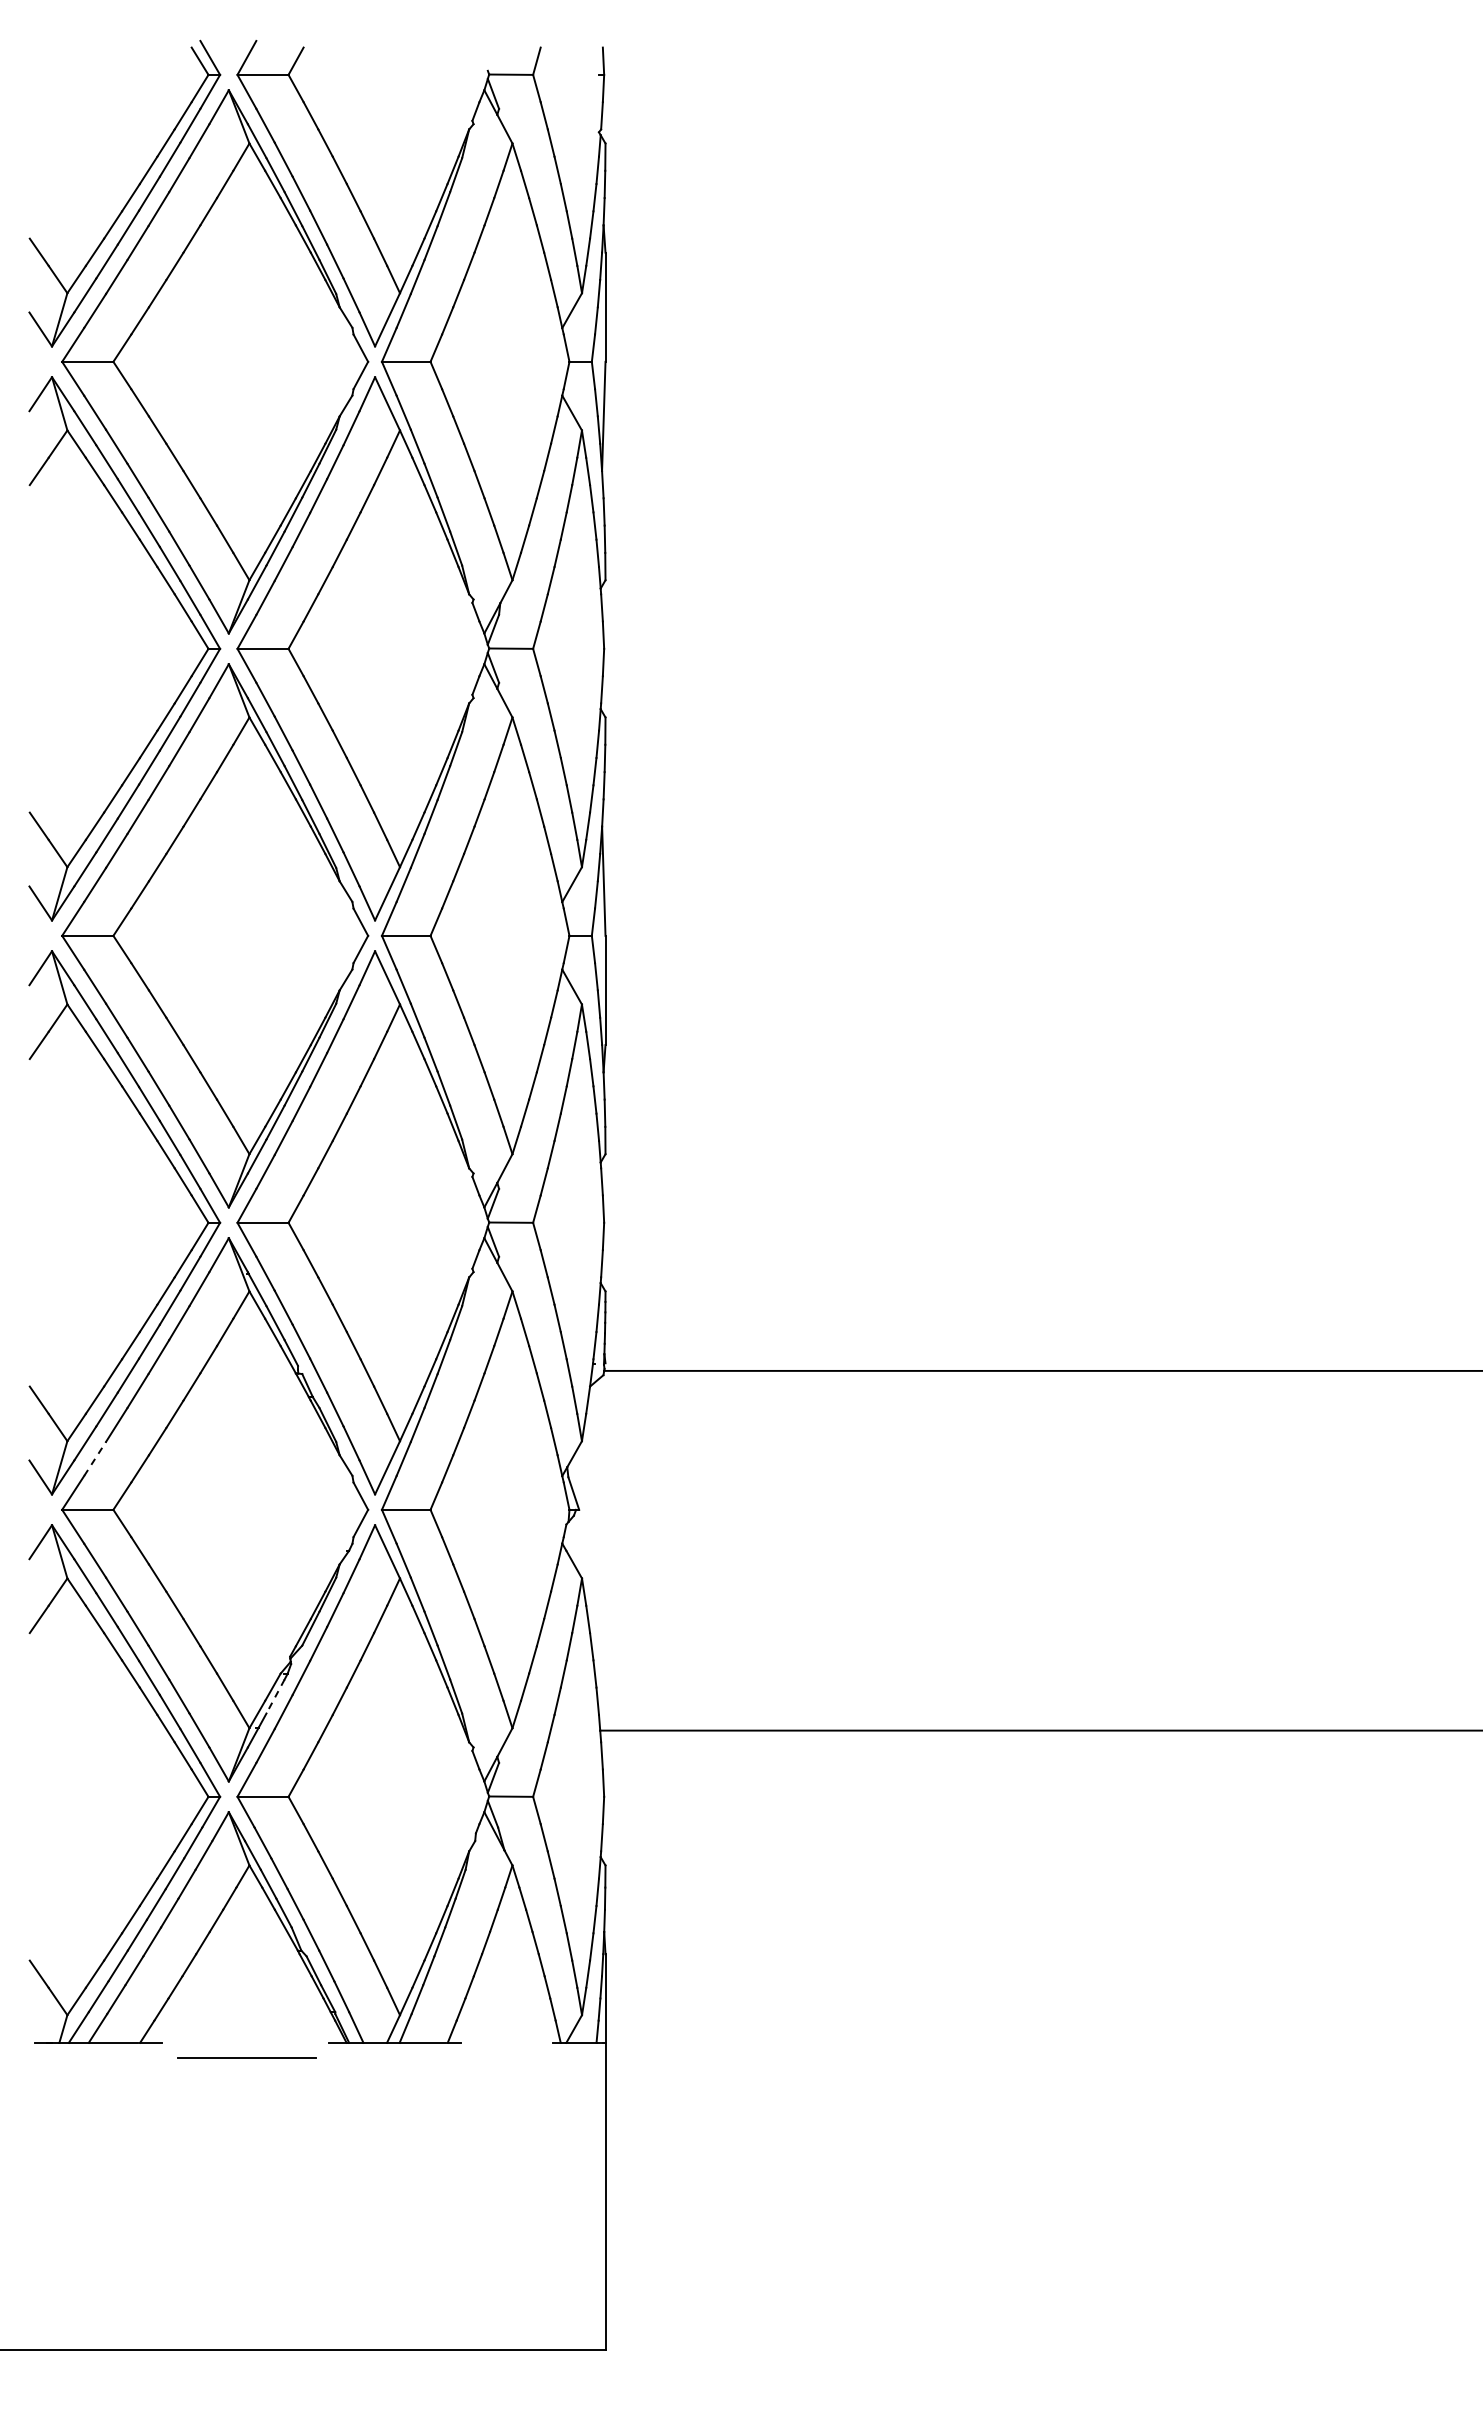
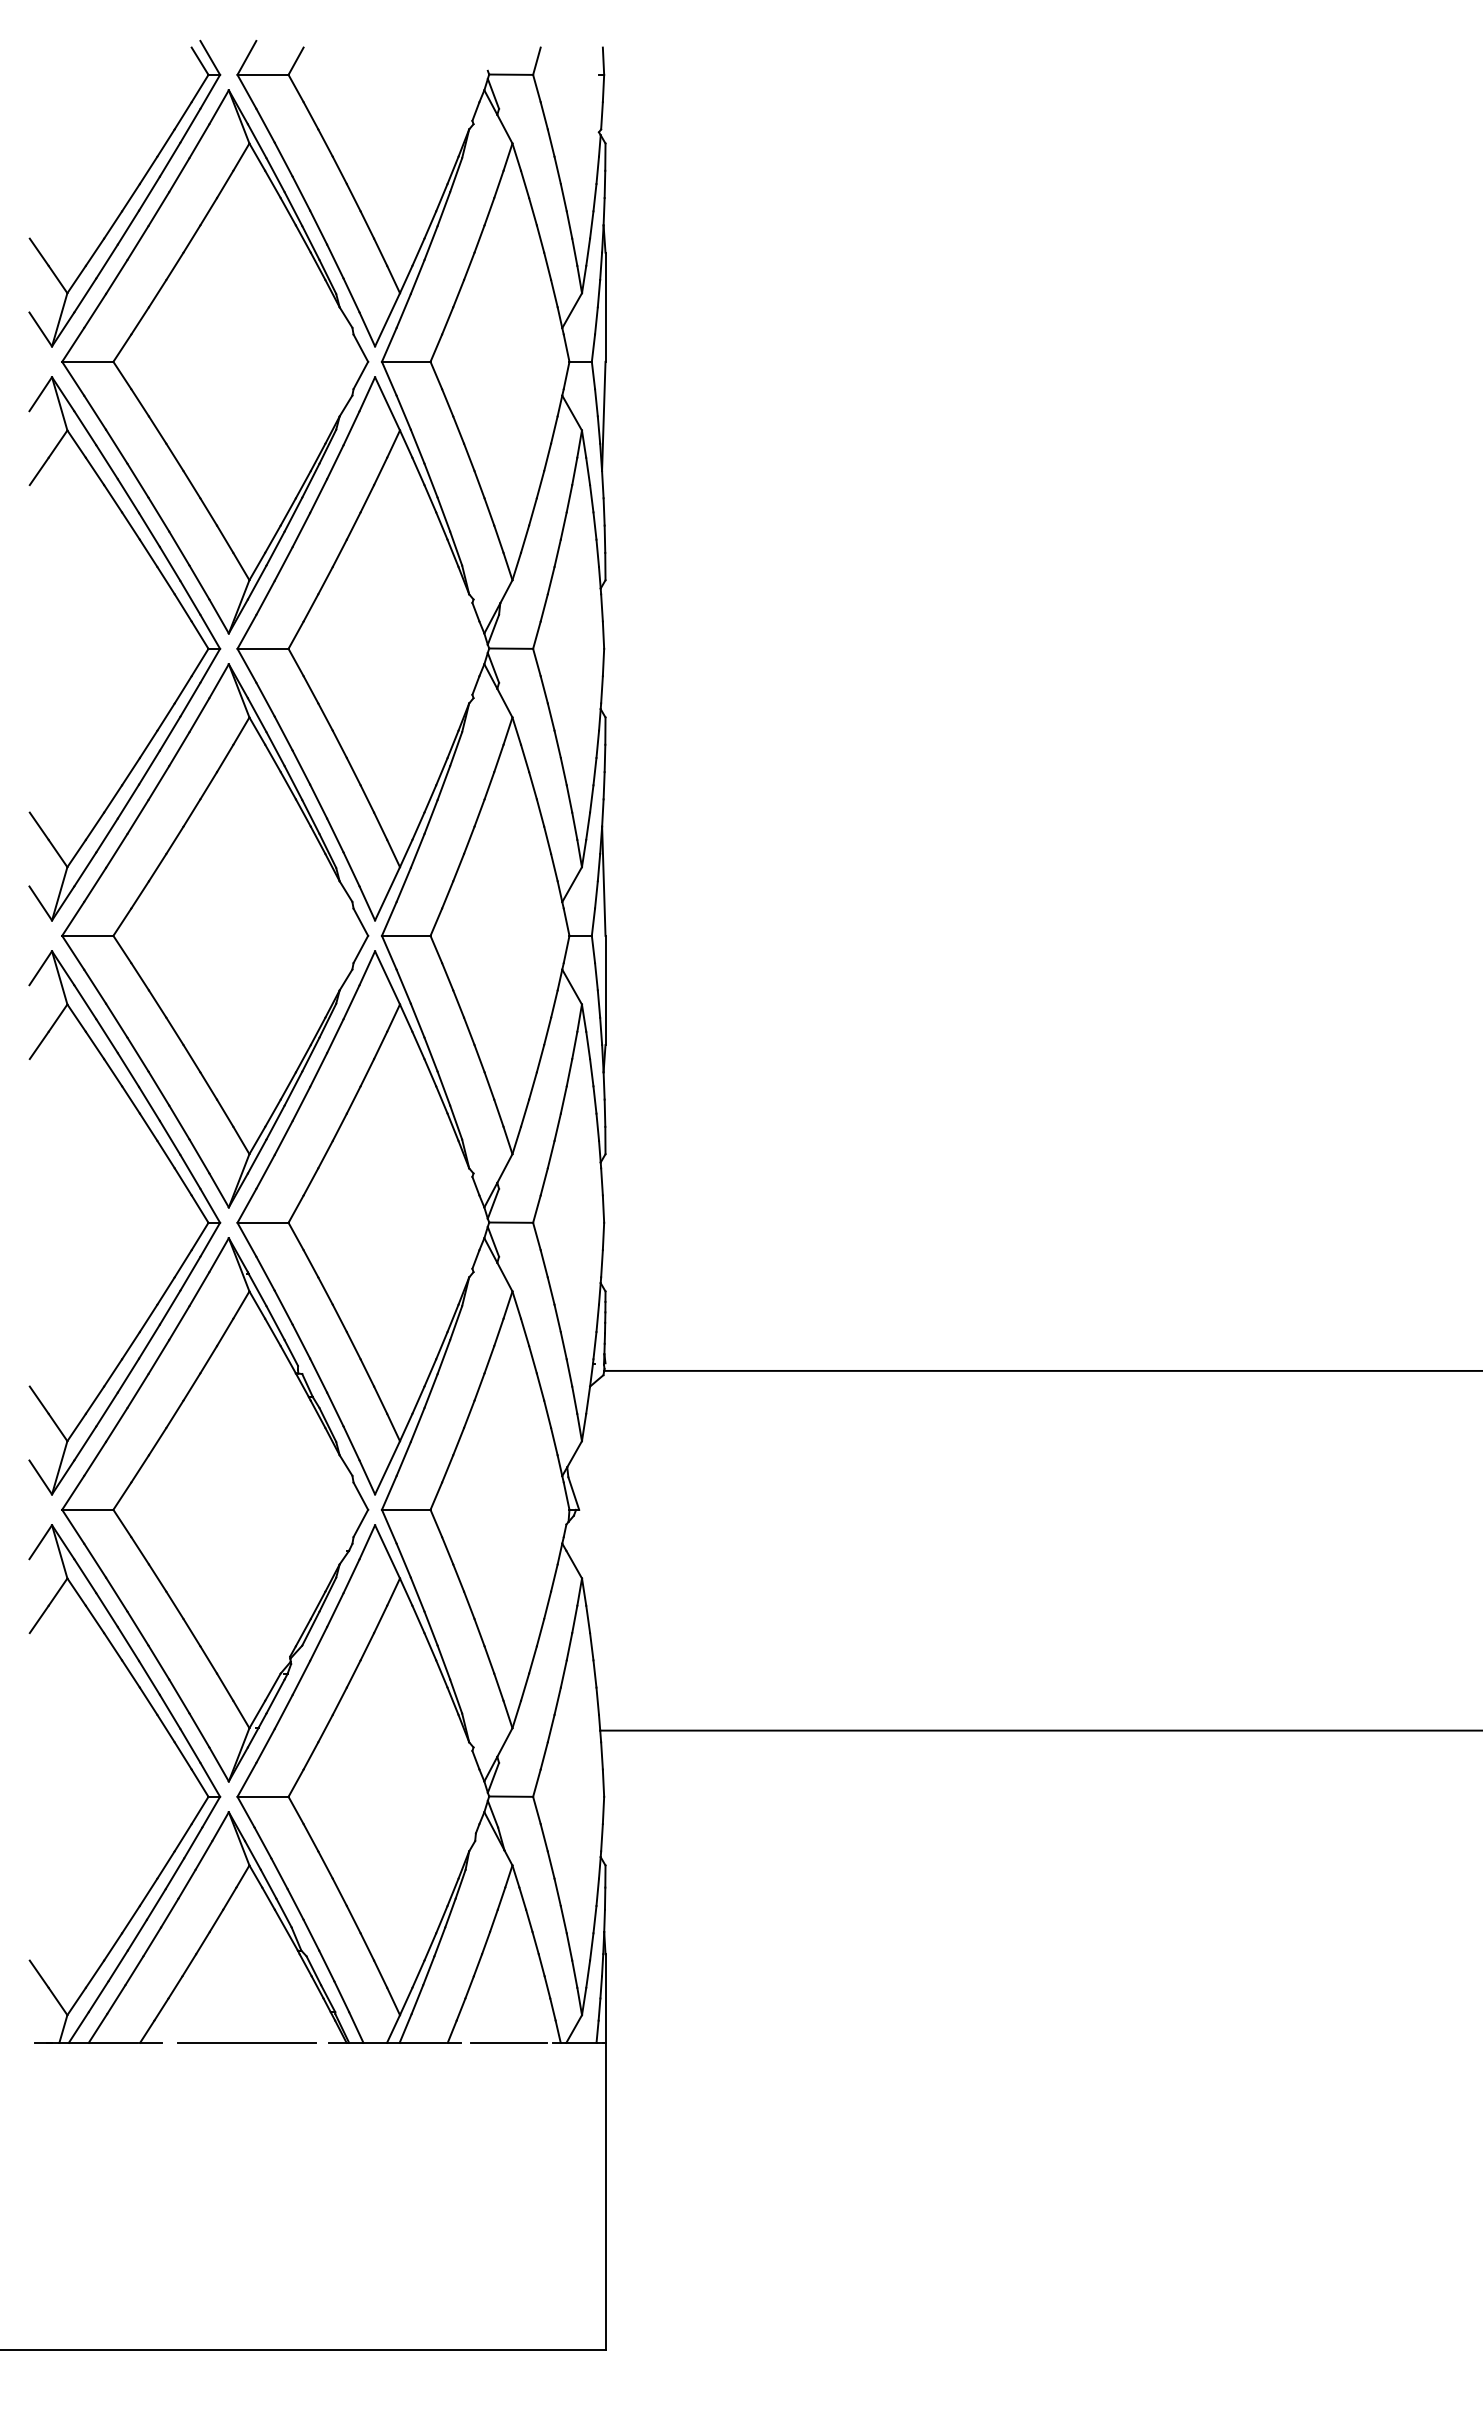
line: dashed -> solid (95, 1458)
line: dashed -> solid (275, 1696)
line: none -> present (508, 2042)
line position: (246, 2057) -> (246, 2042) (246, 2042)
